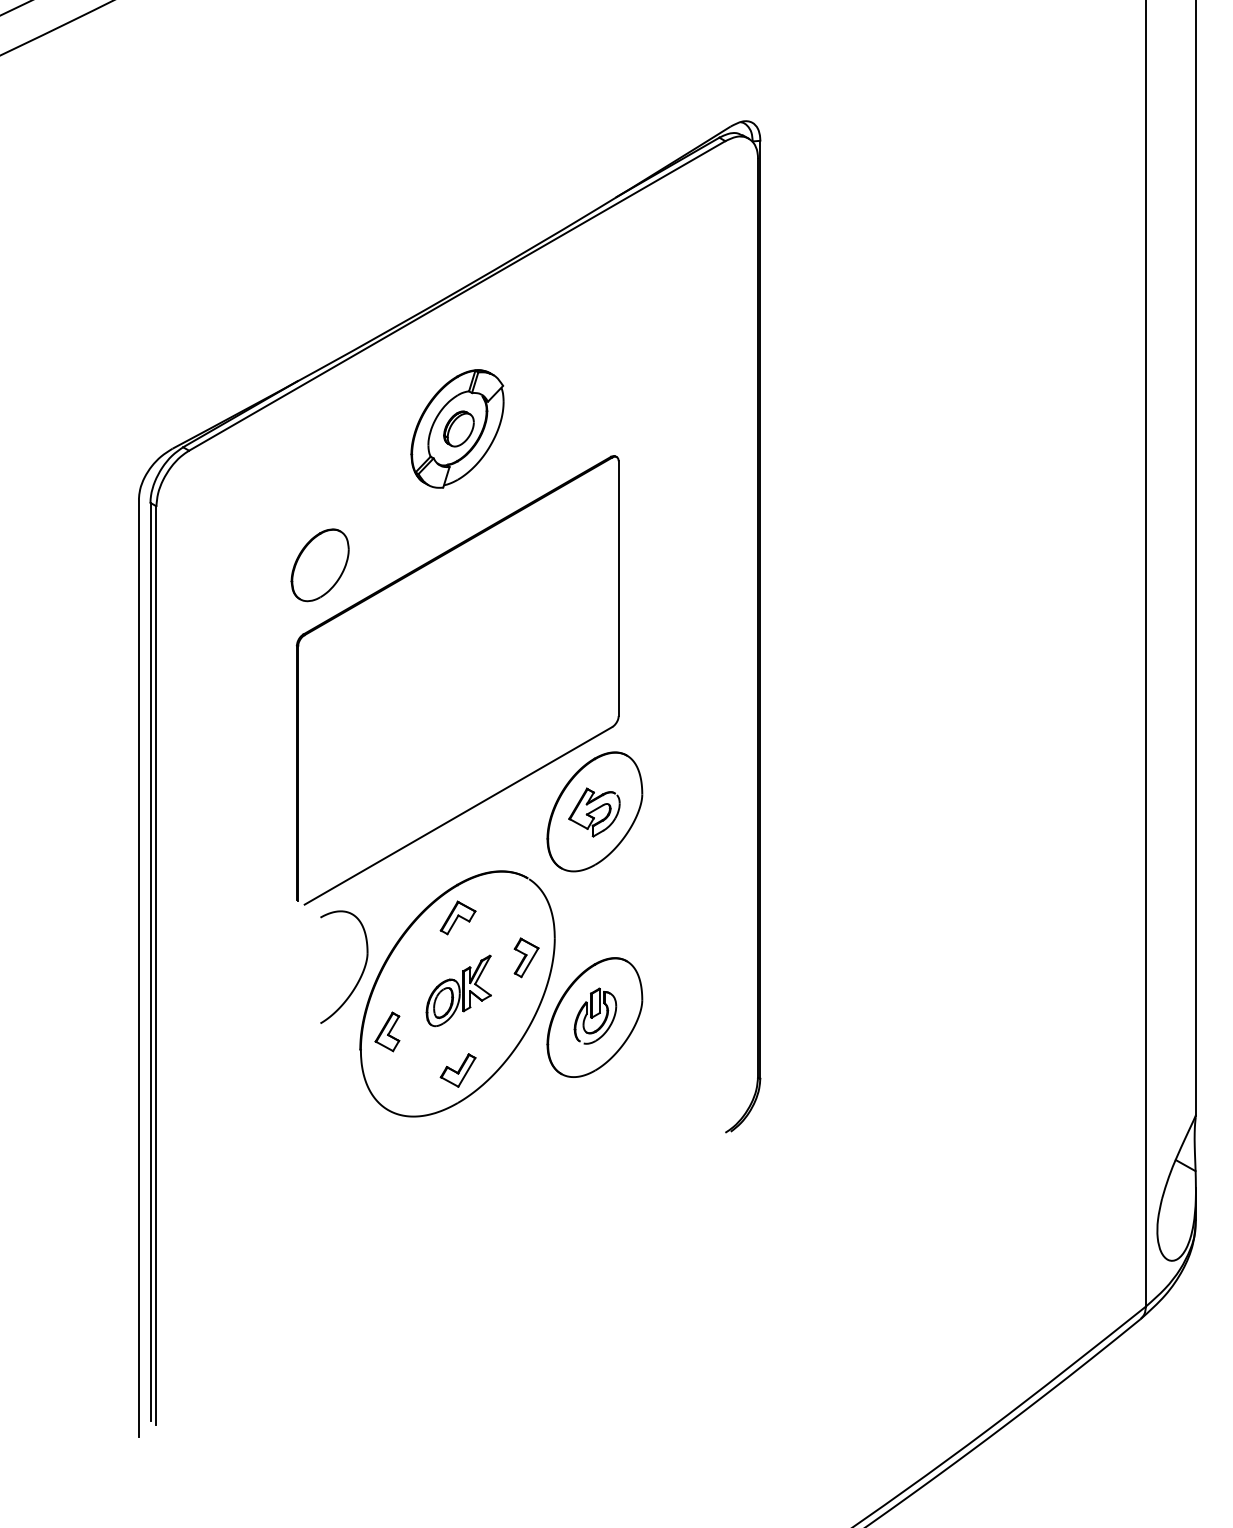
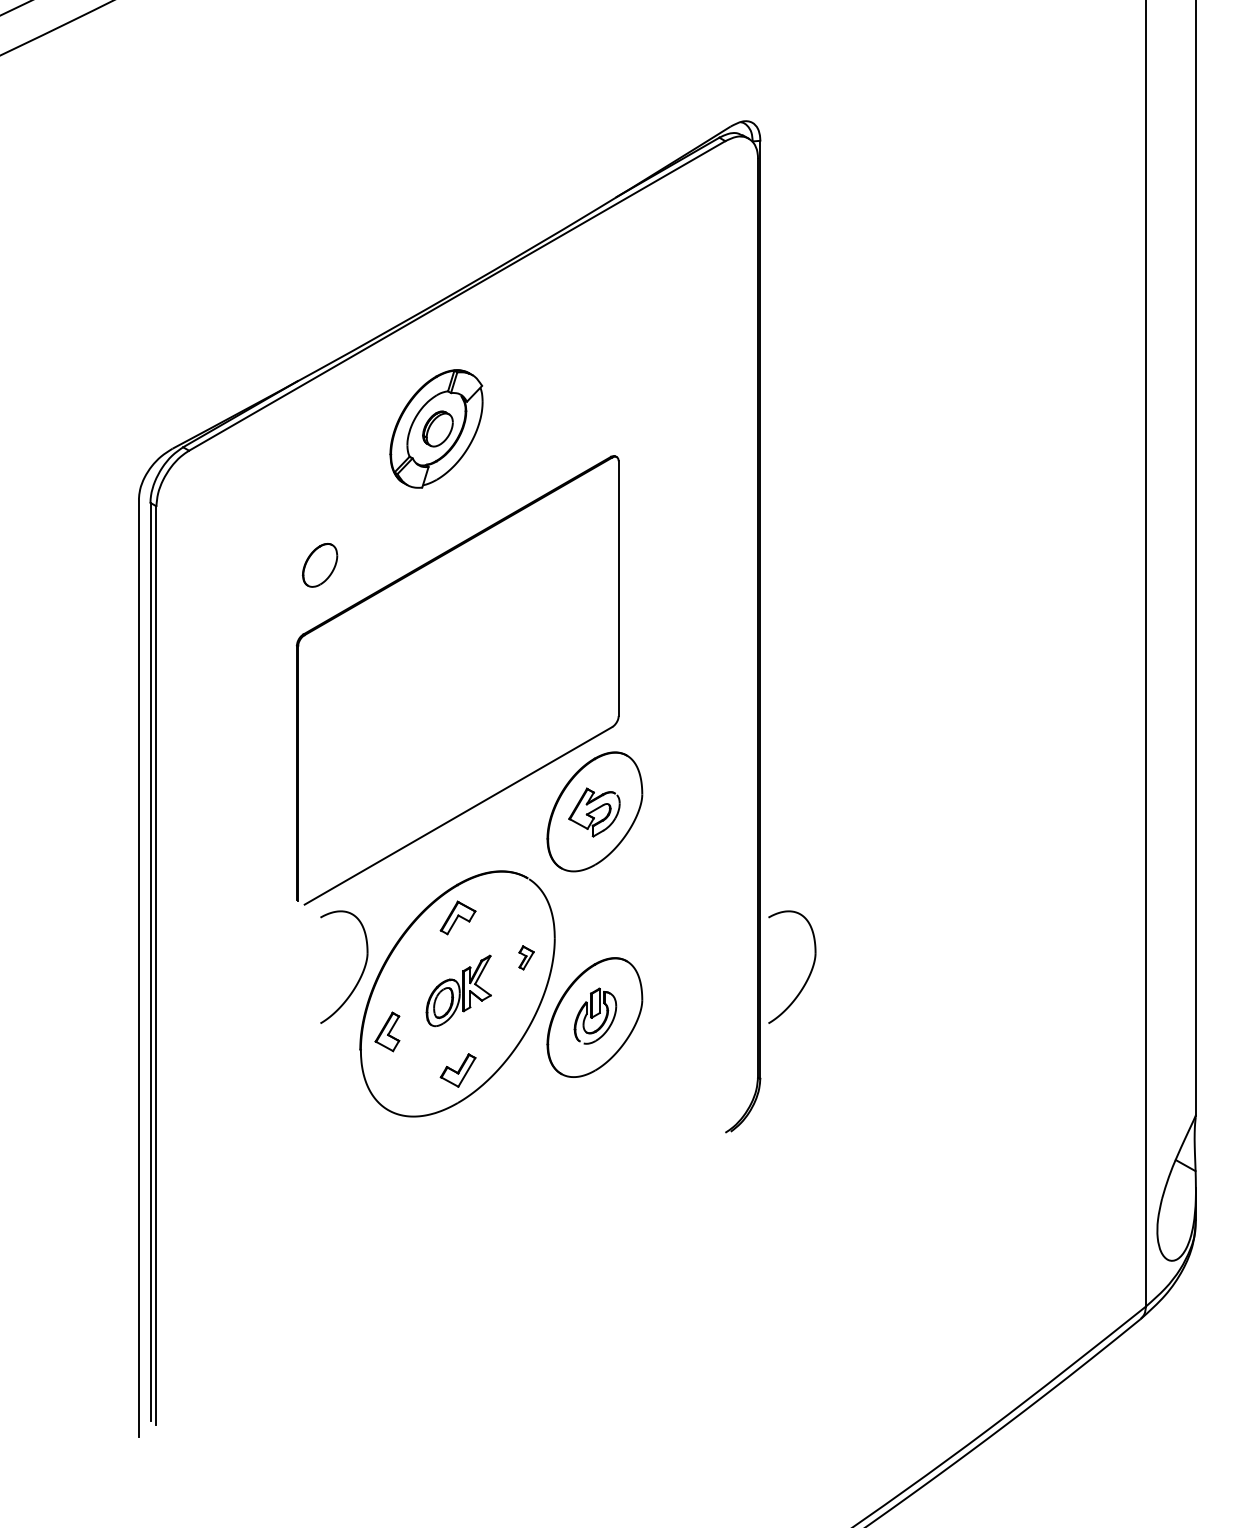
part position: (457, 428) -> (436, 428) (436, 428)
part size: 60x75 px -> 37x45 px (320, 565)
part size: 27x42 px -> 17x26 px (526, 957)
part: none -> present (808, 975)
